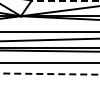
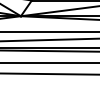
line: dashed -> solid (65, 0)
line: dashed -> solid (50, 74)
